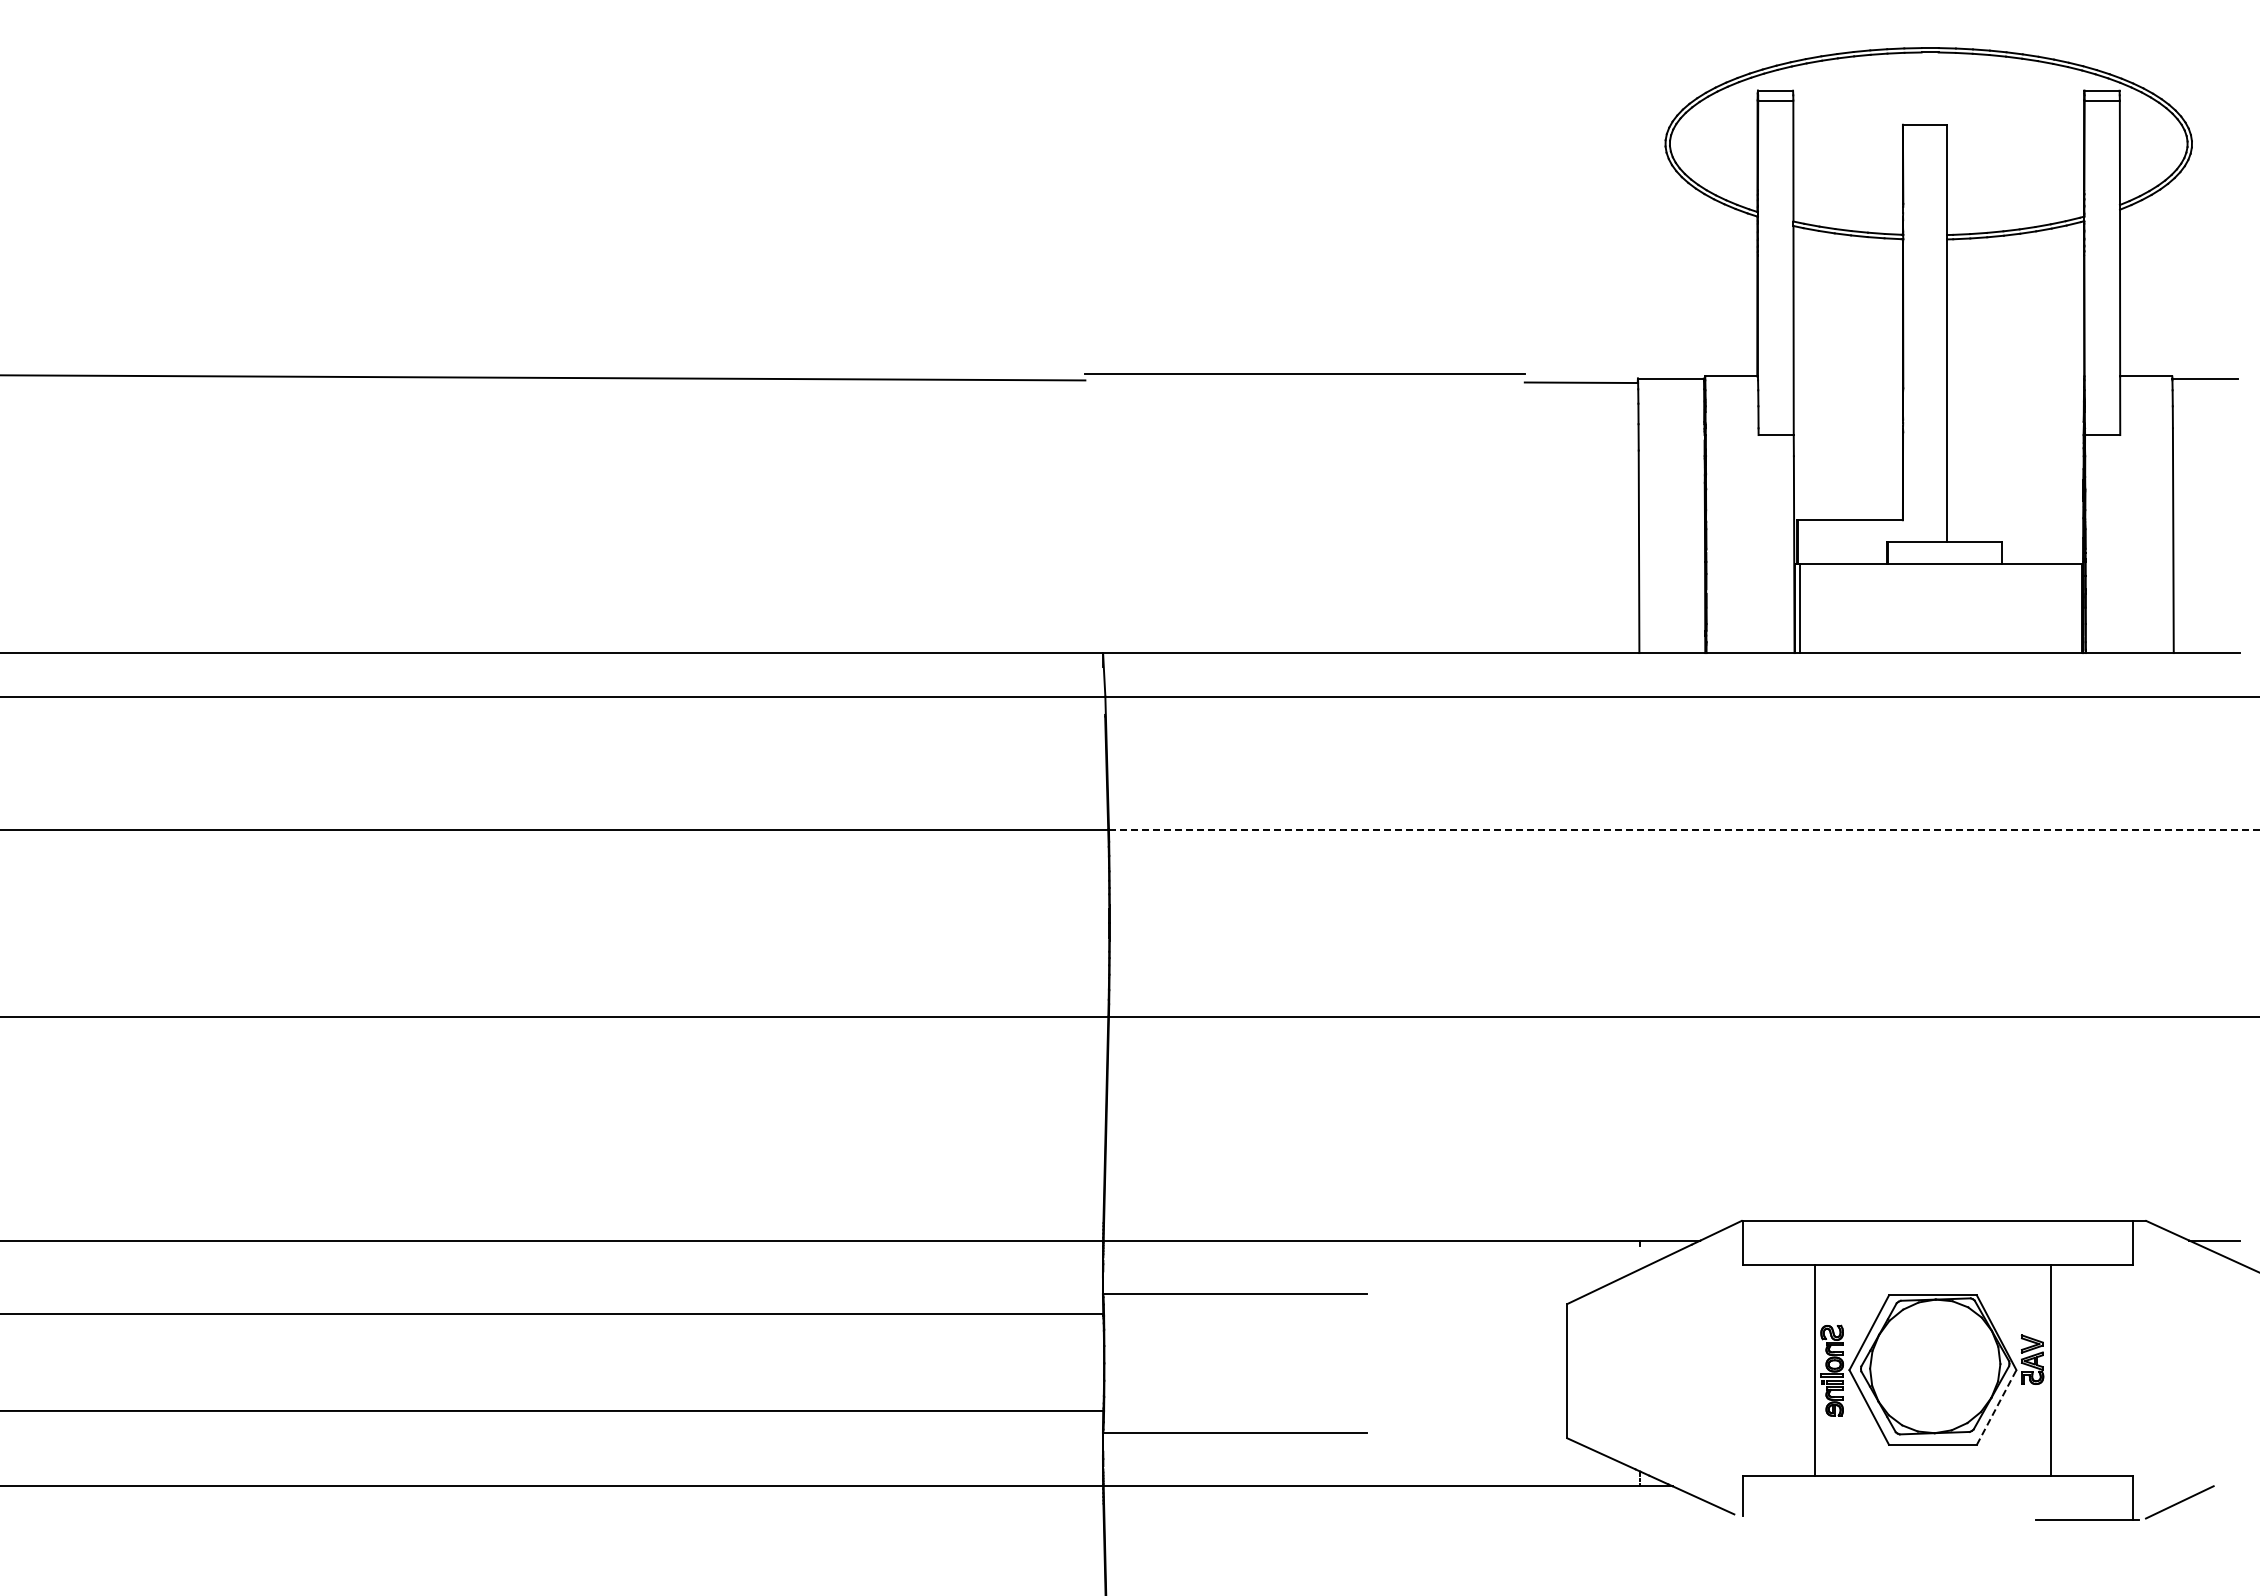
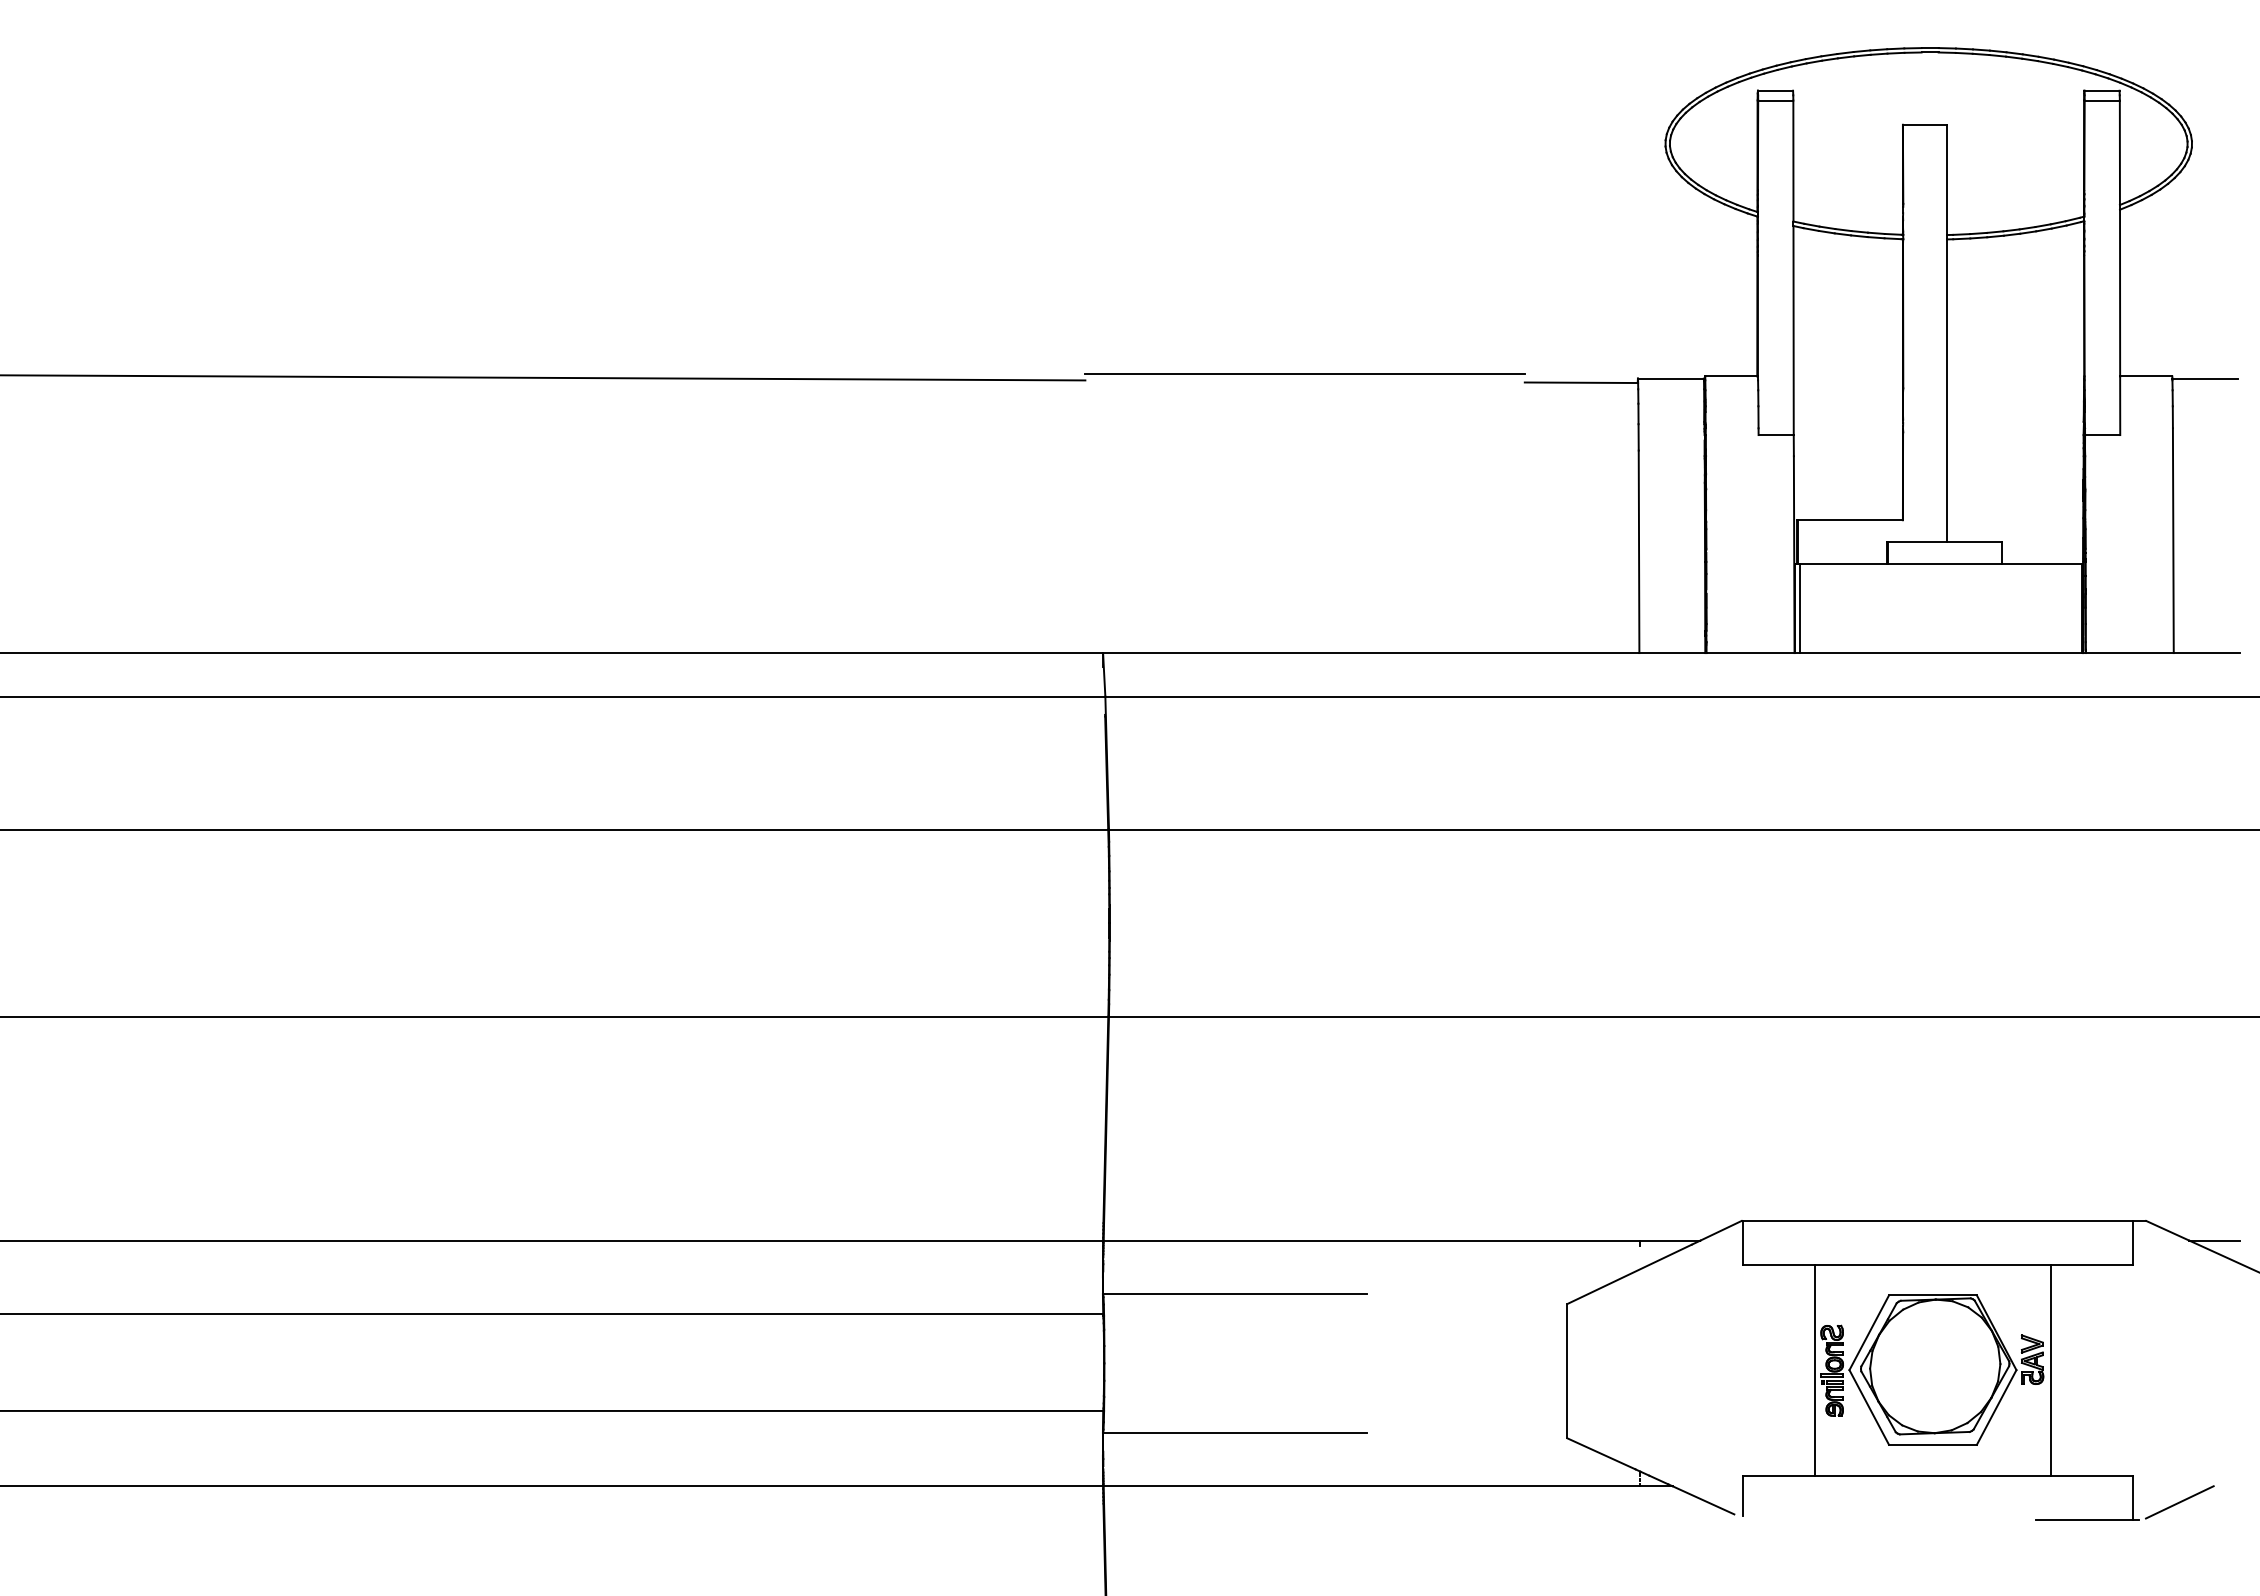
line: dashed -> solid (1684, 829)
line: dashed -> solid (1996, 1407)
